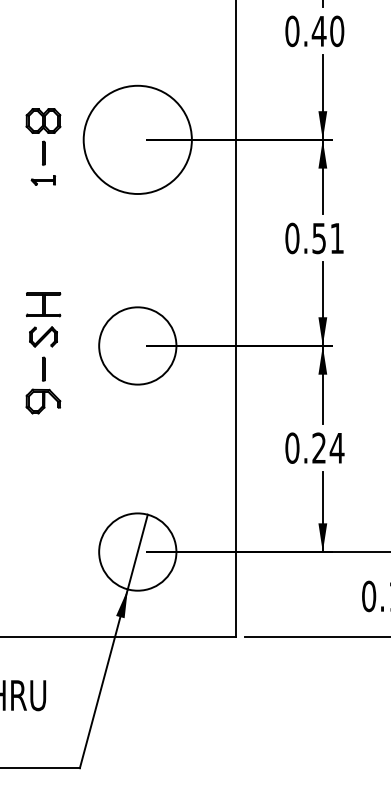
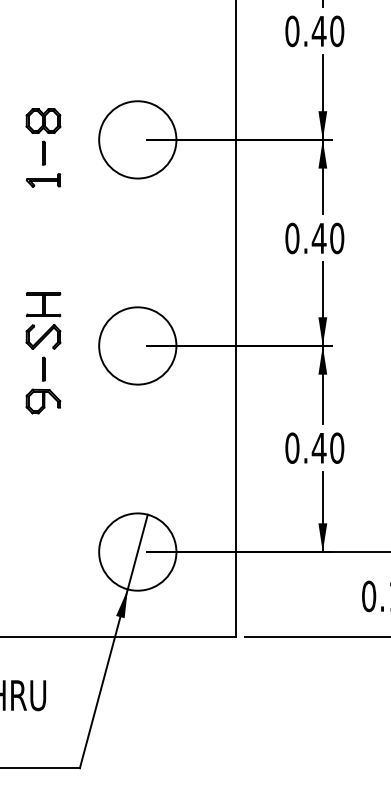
circle diameter: 108 px -> 77 px (137, 139)
part size: 26x11 px -> 37x15 px (43, 180)
text: 0.51 -> 0.40 (327, 238)
part size: 29x22 px -> 37x26 px (43, 336)
text: 0.24 -> 0.40 (327, 447)
